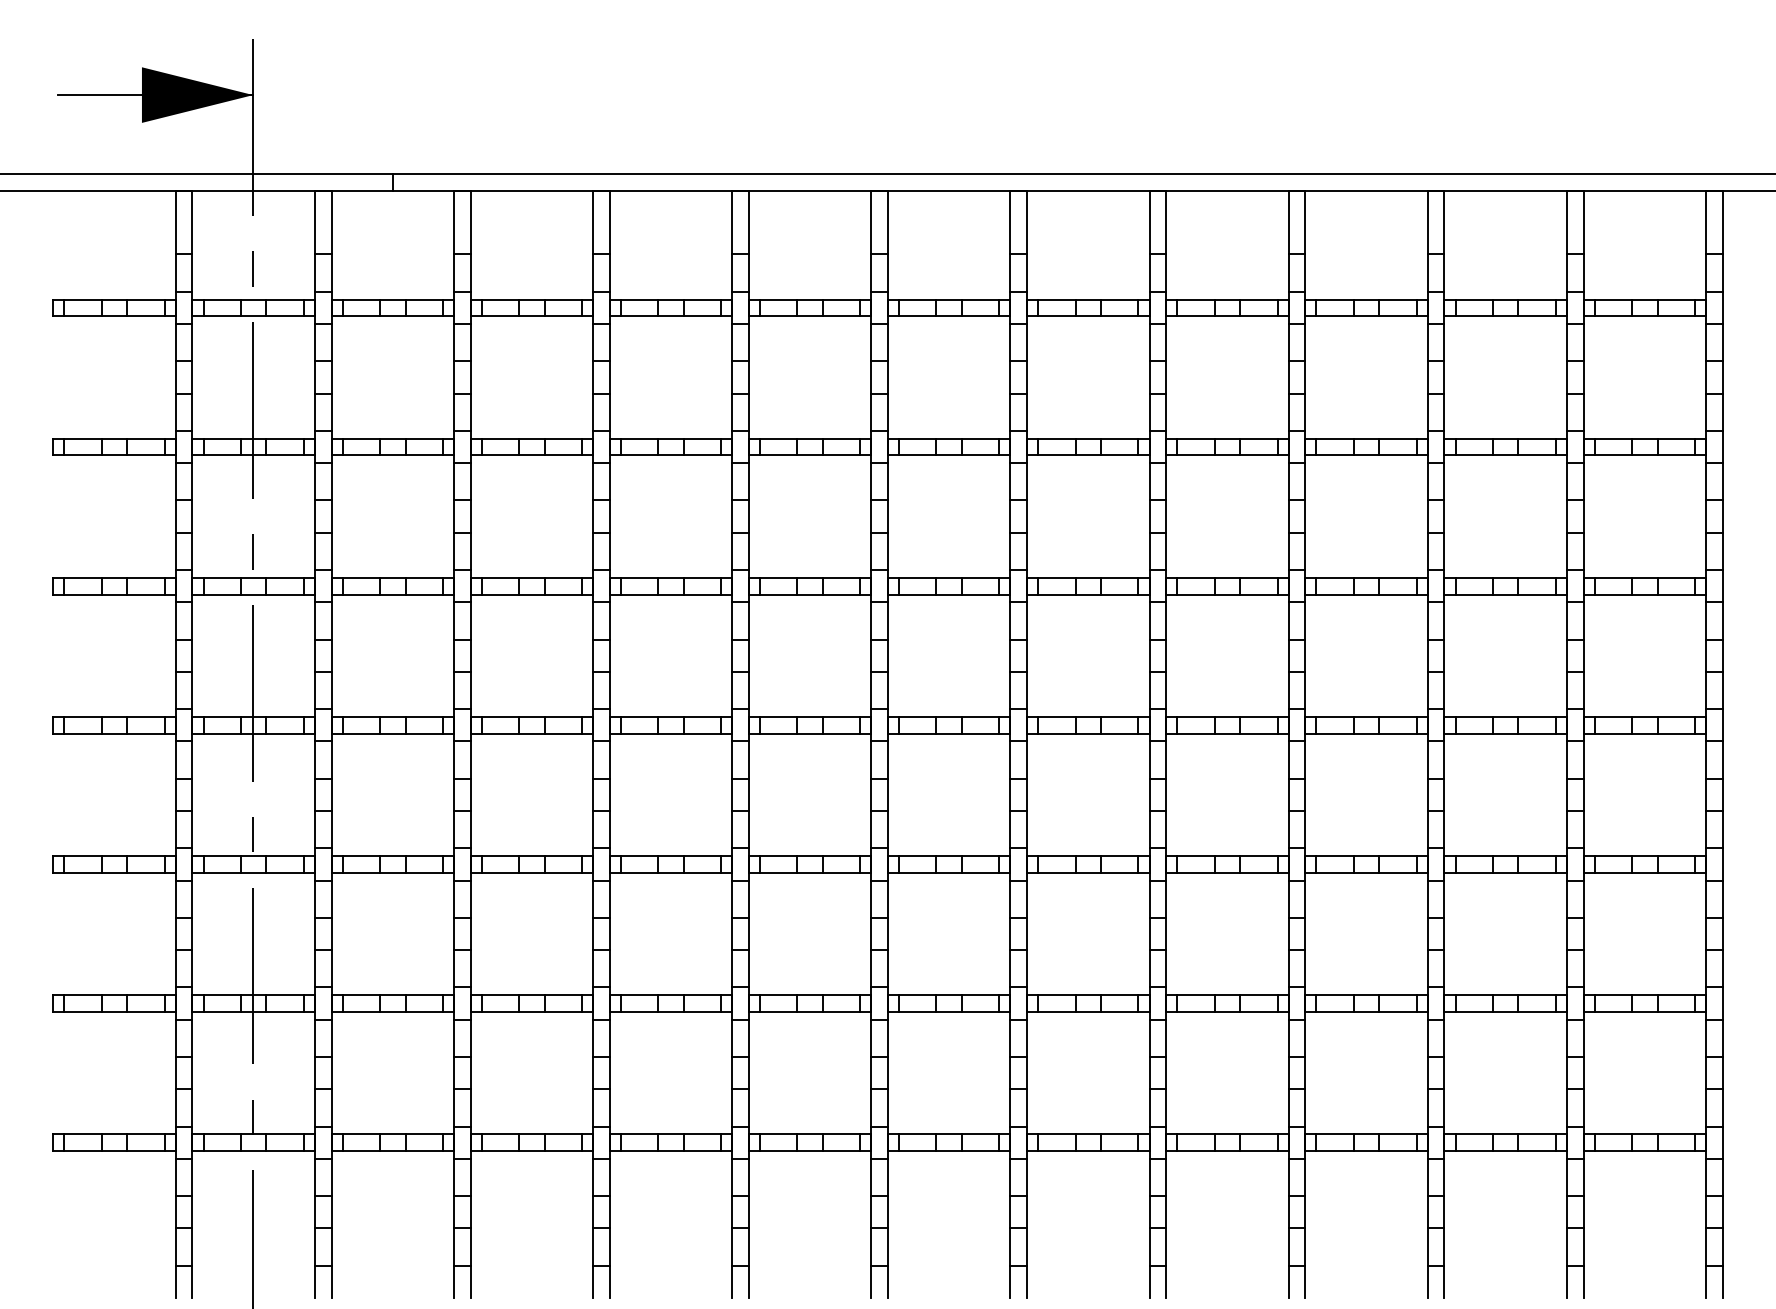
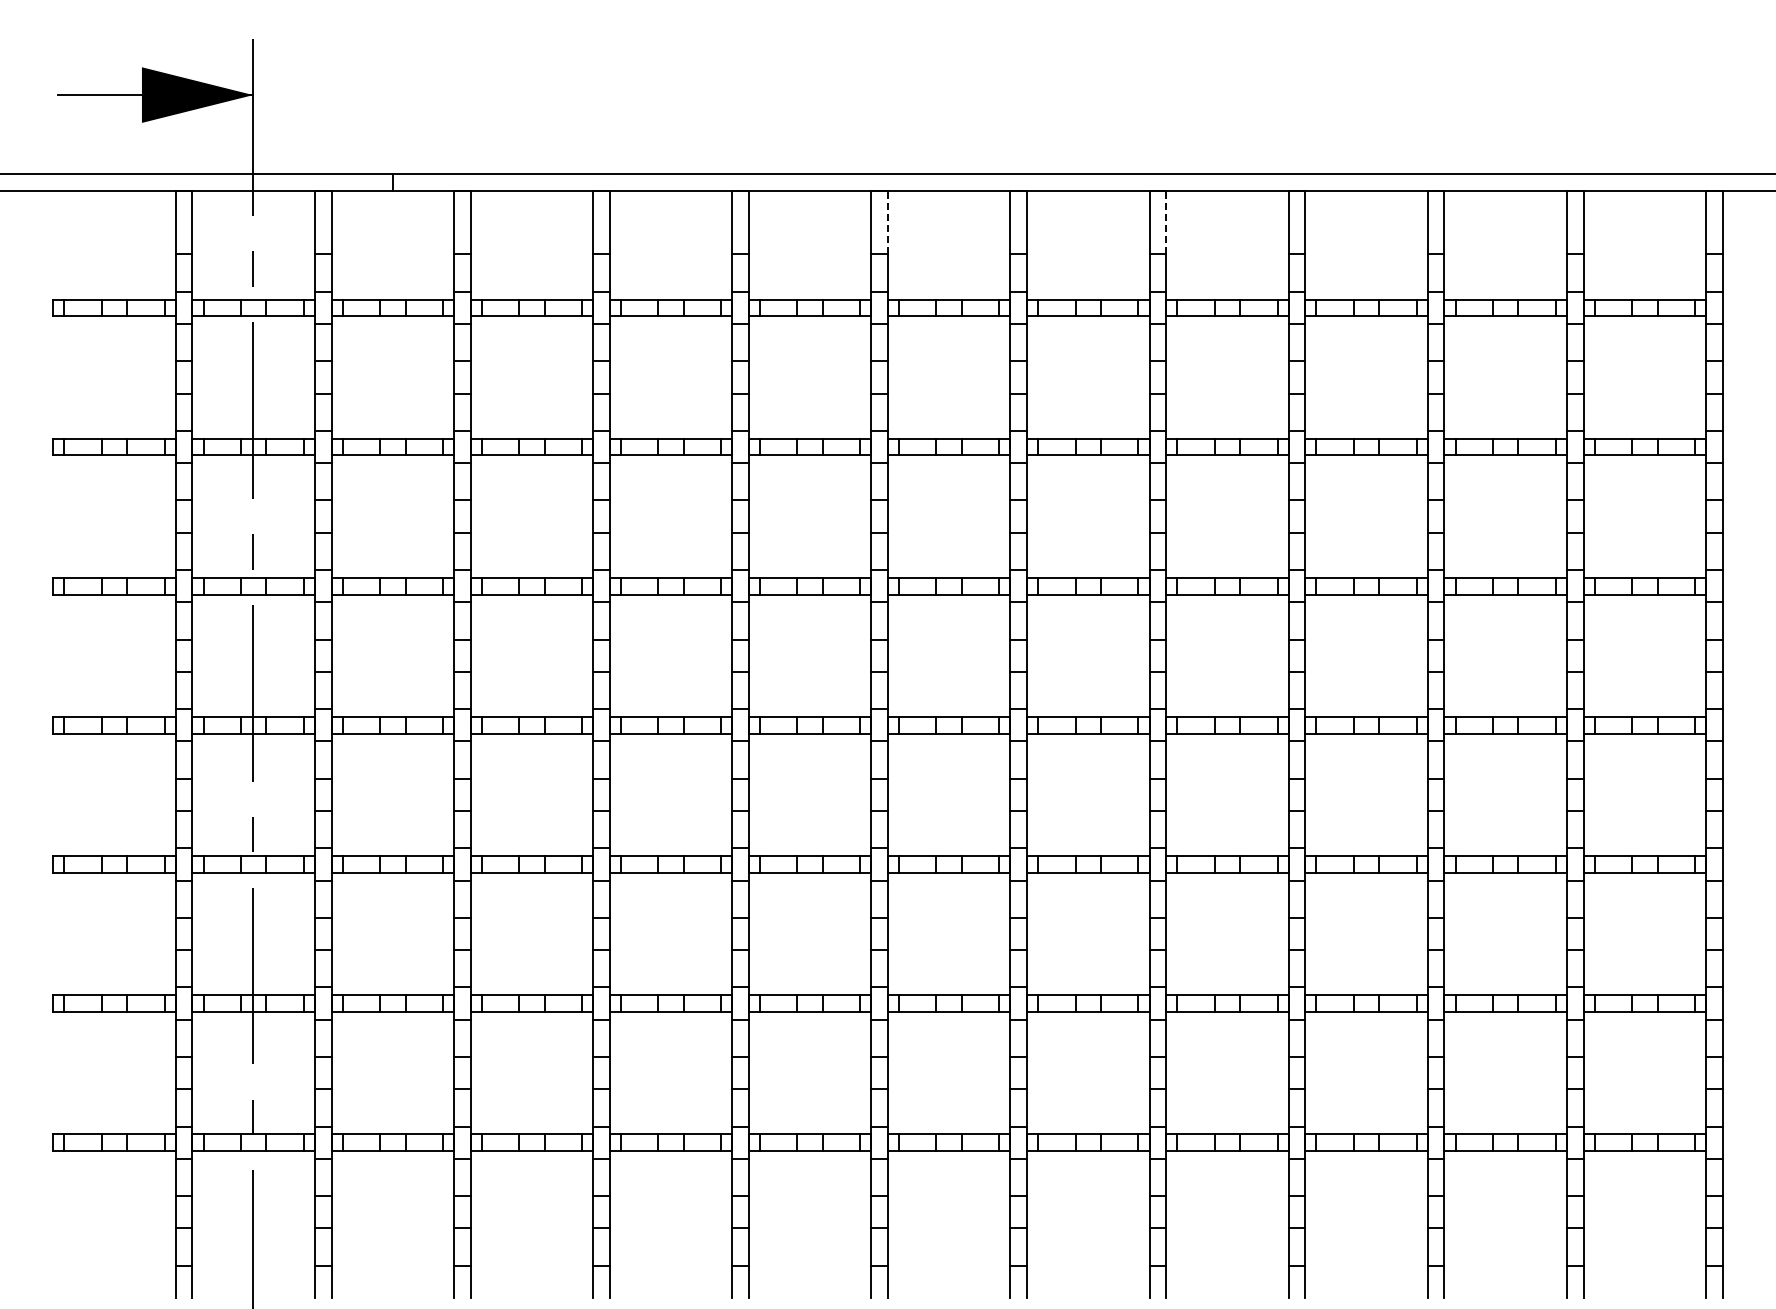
line: solid -> dashed (887, 222)
line: solid -> dashed (1166, 222)
